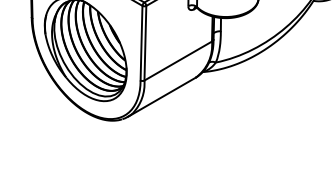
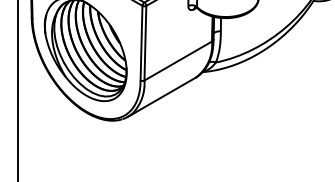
line: none -> present (17, 90)
